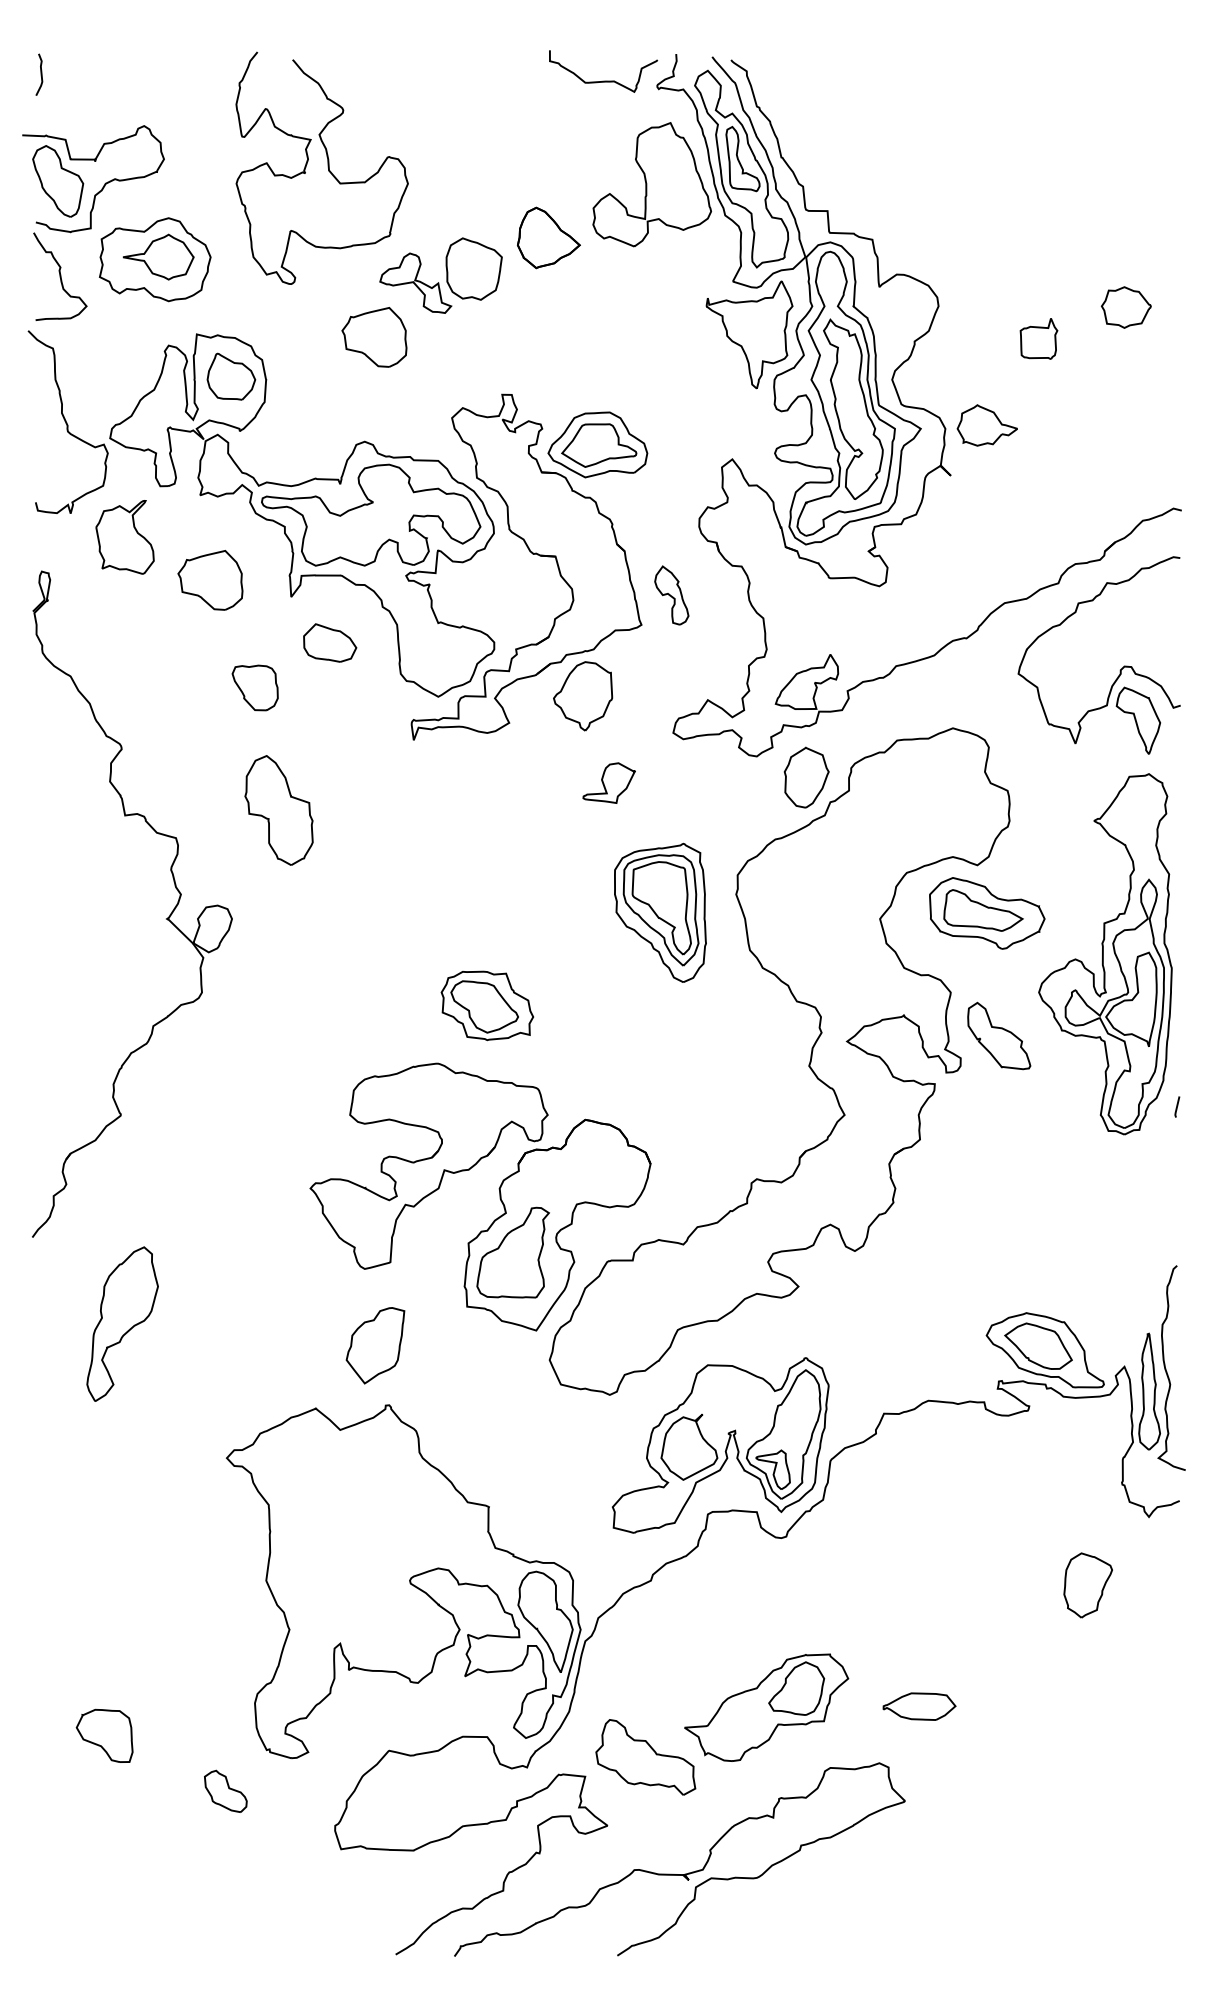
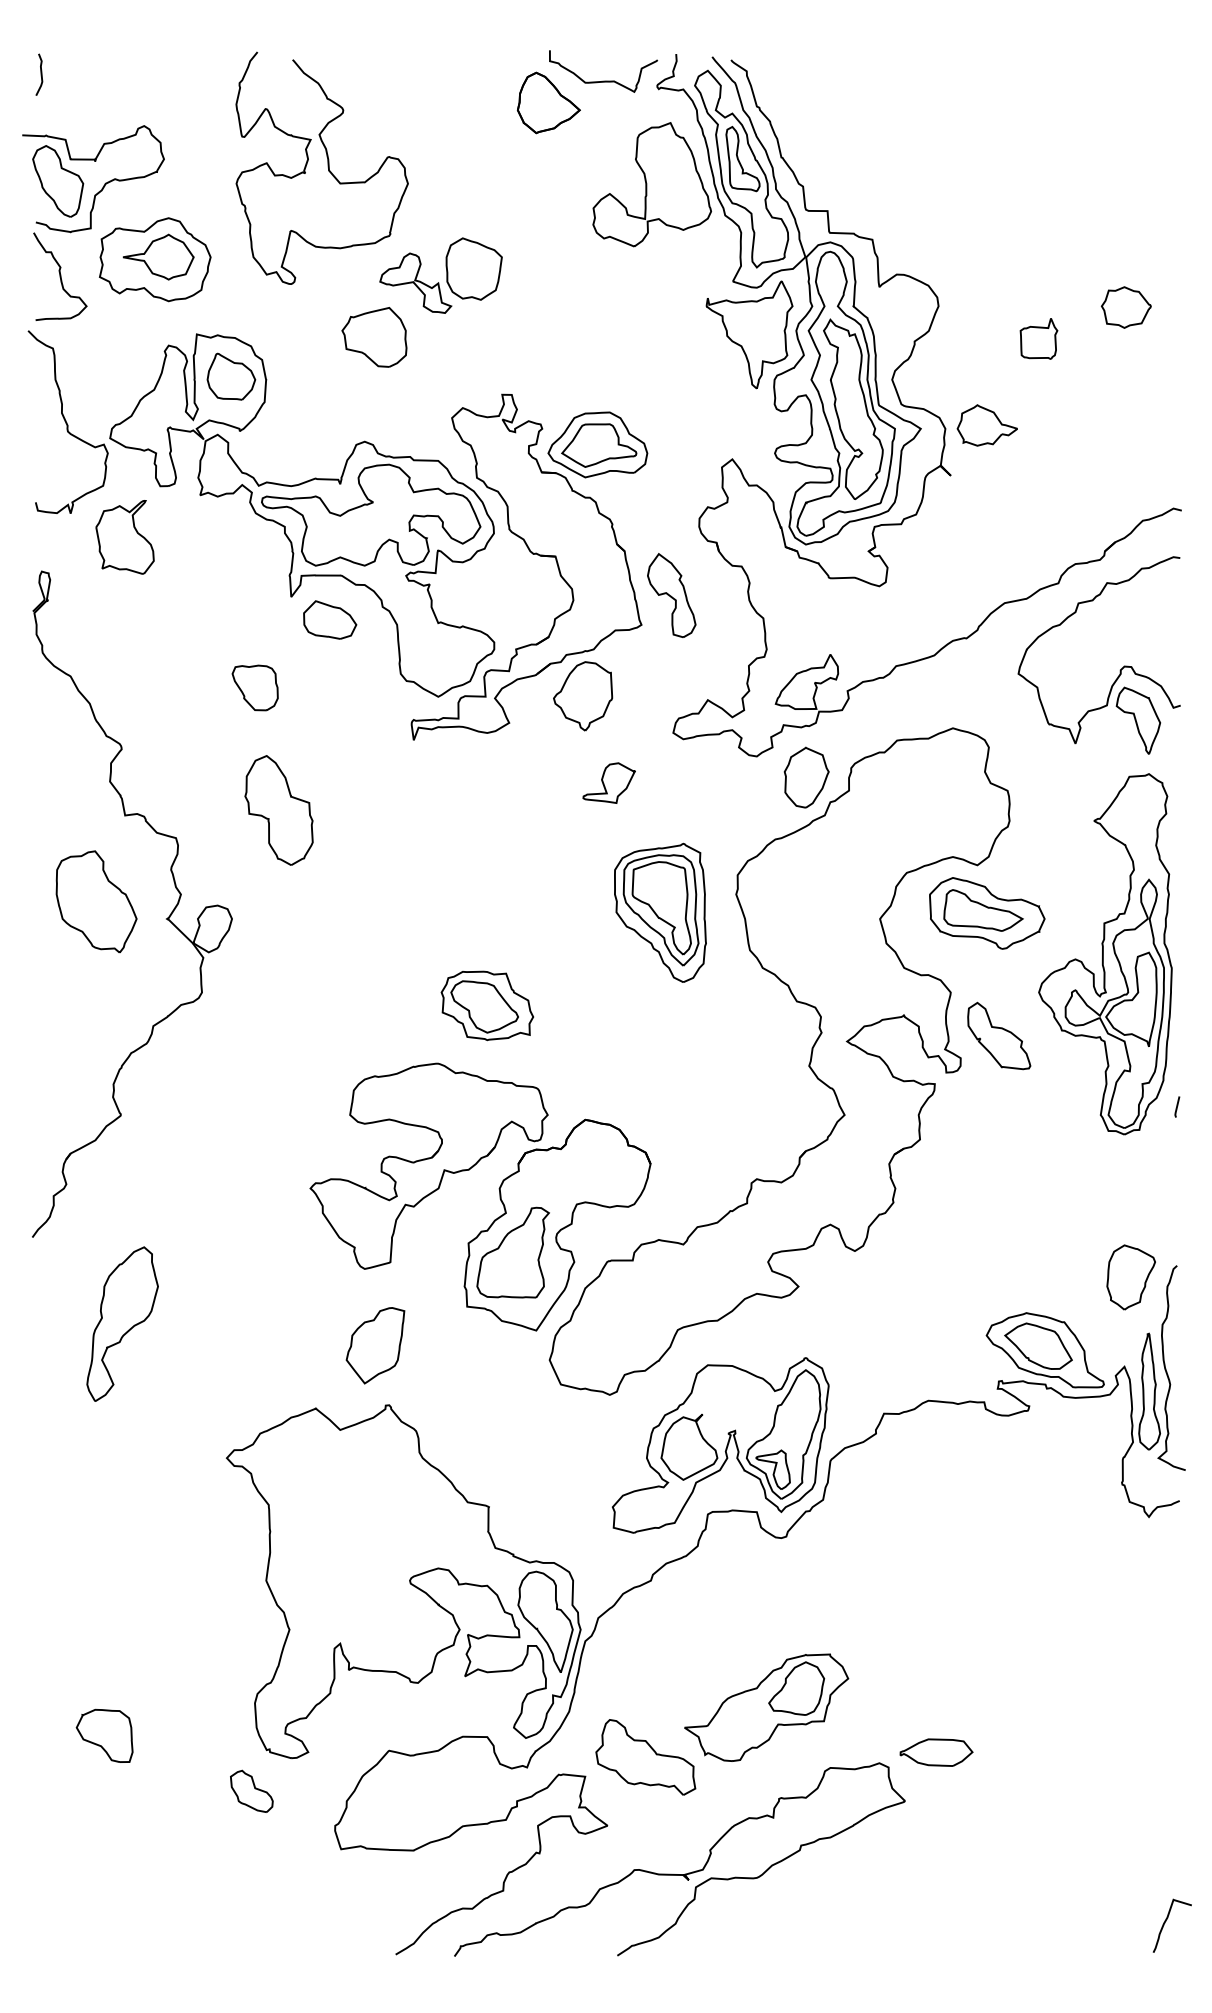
part position: (548, 237) -> (548, 102) (548, 102)
part: present -> none (210, 580)
part size: 36x61 px -> 50x85 px (671, 595)
part position: (330, 642) -> (330, 619) (330, 619)
part: none -> present (96, 901)
part position: (1087, 1585) -> (1130, 1277) (1130, 1277)
part position: (919, 1706) -> (936, 1752) (936, 1752)
part position: (225, 1790) -> (251, 1790) (251, 1790)
curve: none -> present (1165, 1923)
